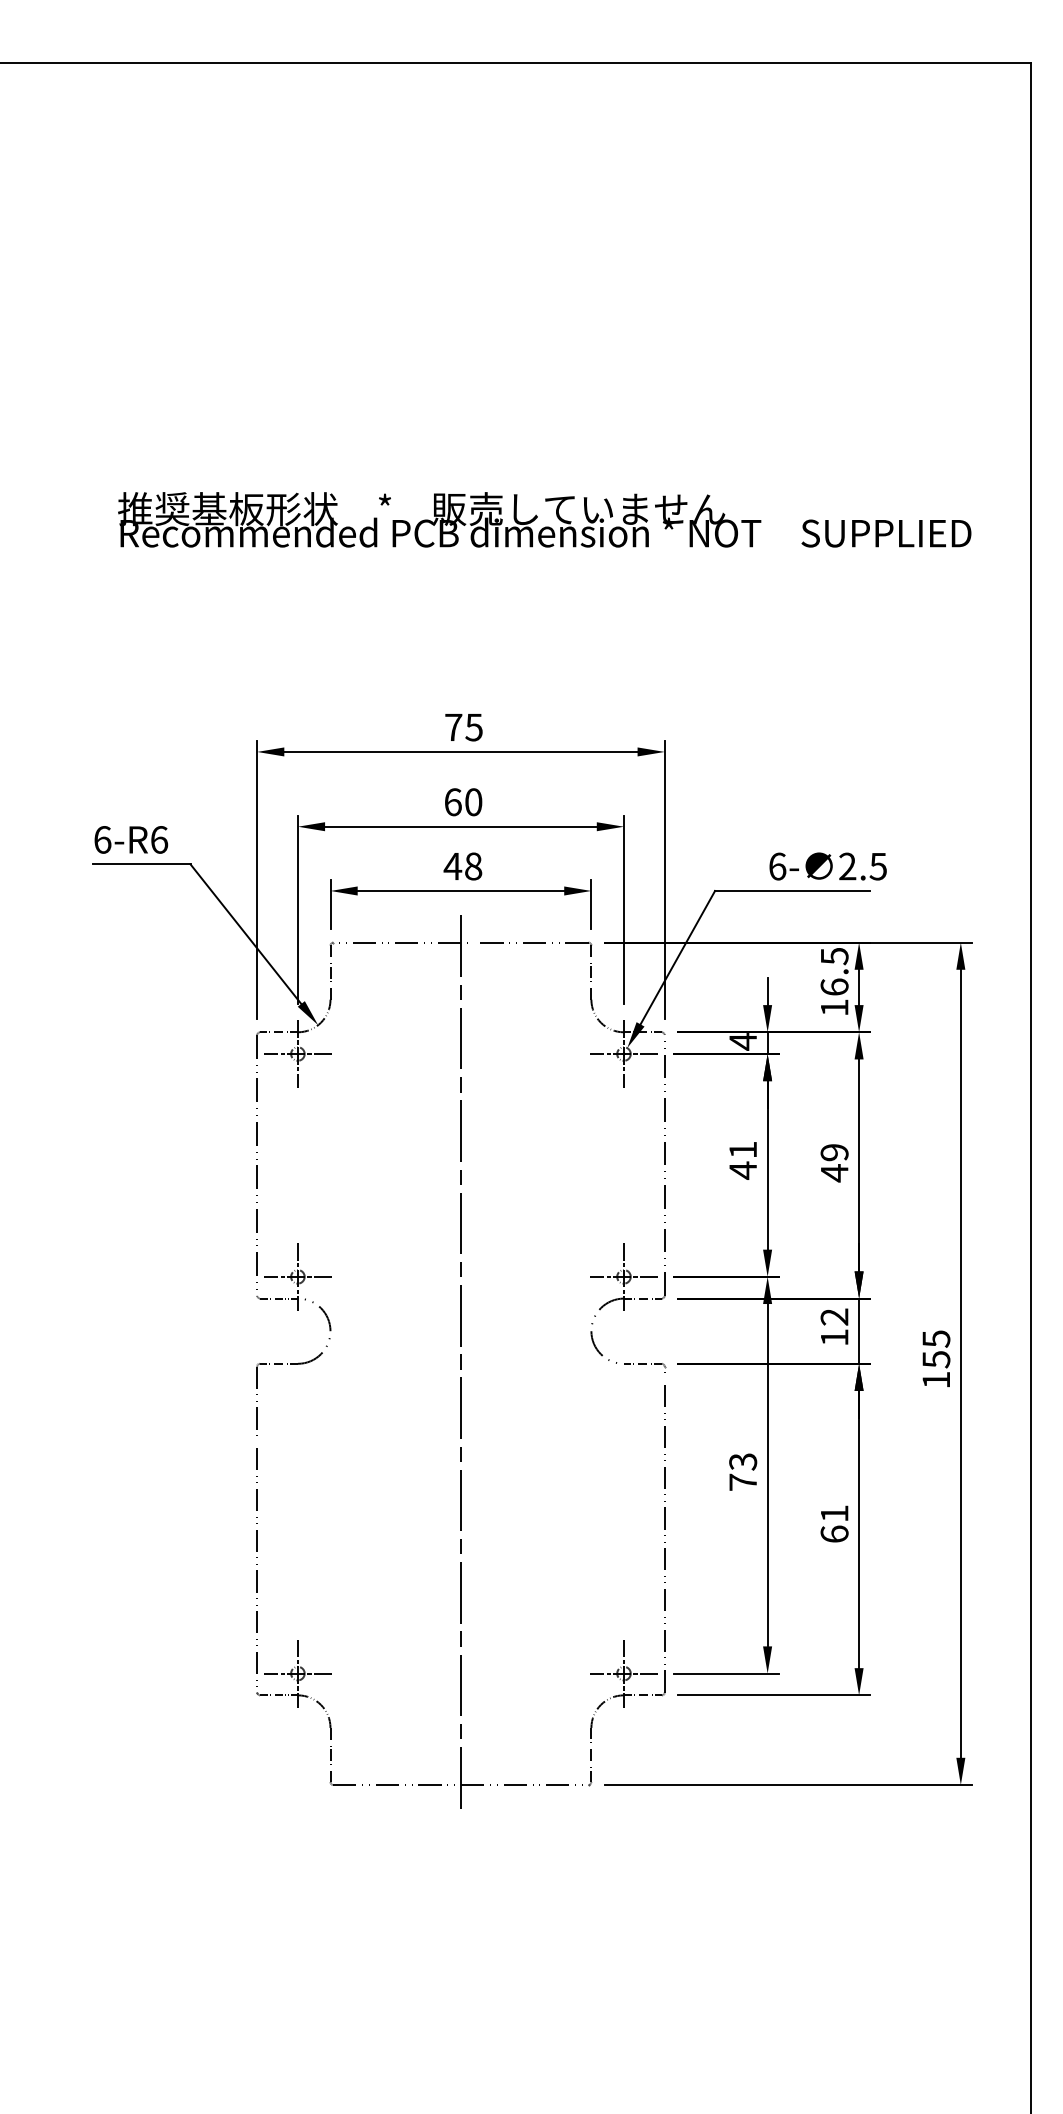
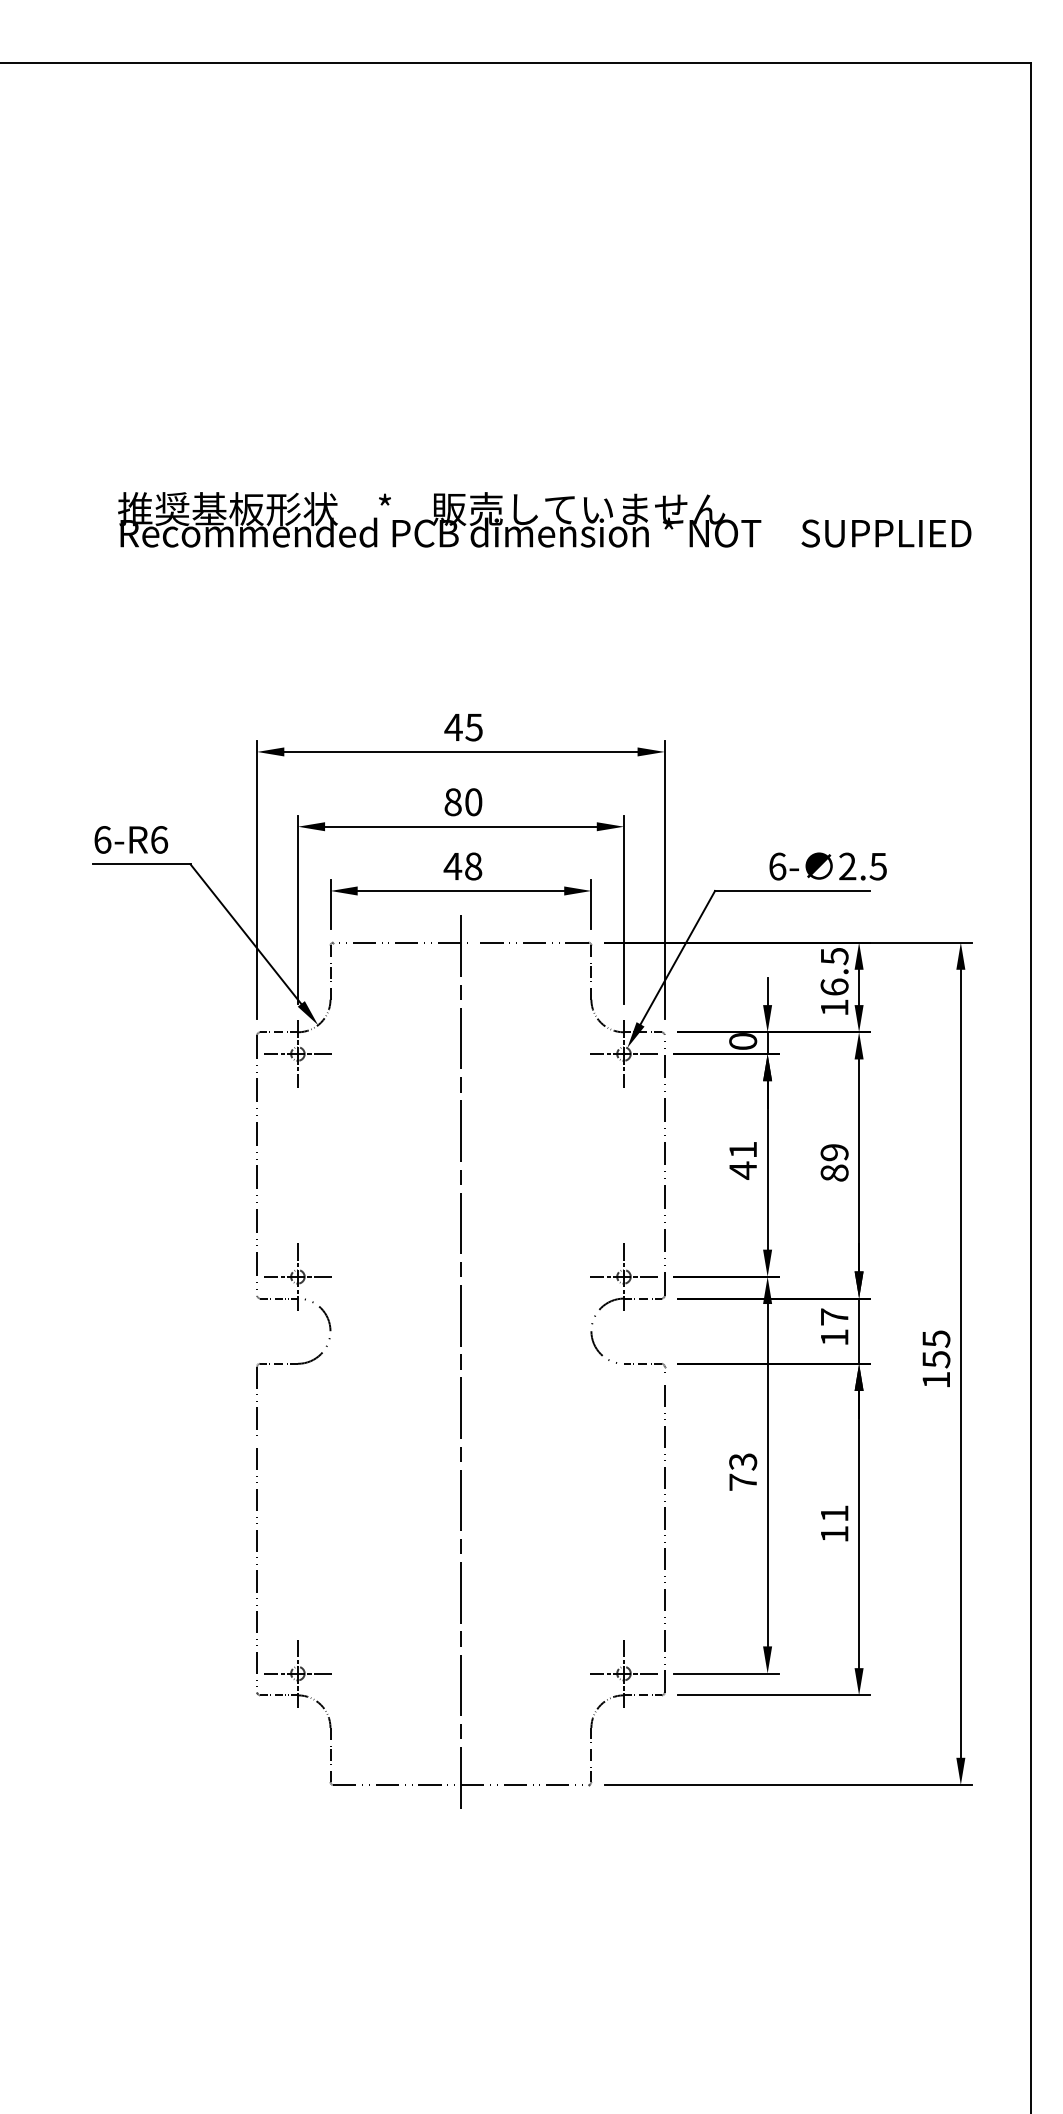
text: 75 -> 45 (453, 727)
text: 60 -> 80 (452, 802)
text: 4 -> 0 (743, 1041)
text: 49 -> 89 (834, 1173)
text: 12 -> 17 (834, 1316)
text: 61 -> 11 (834, 1533)
